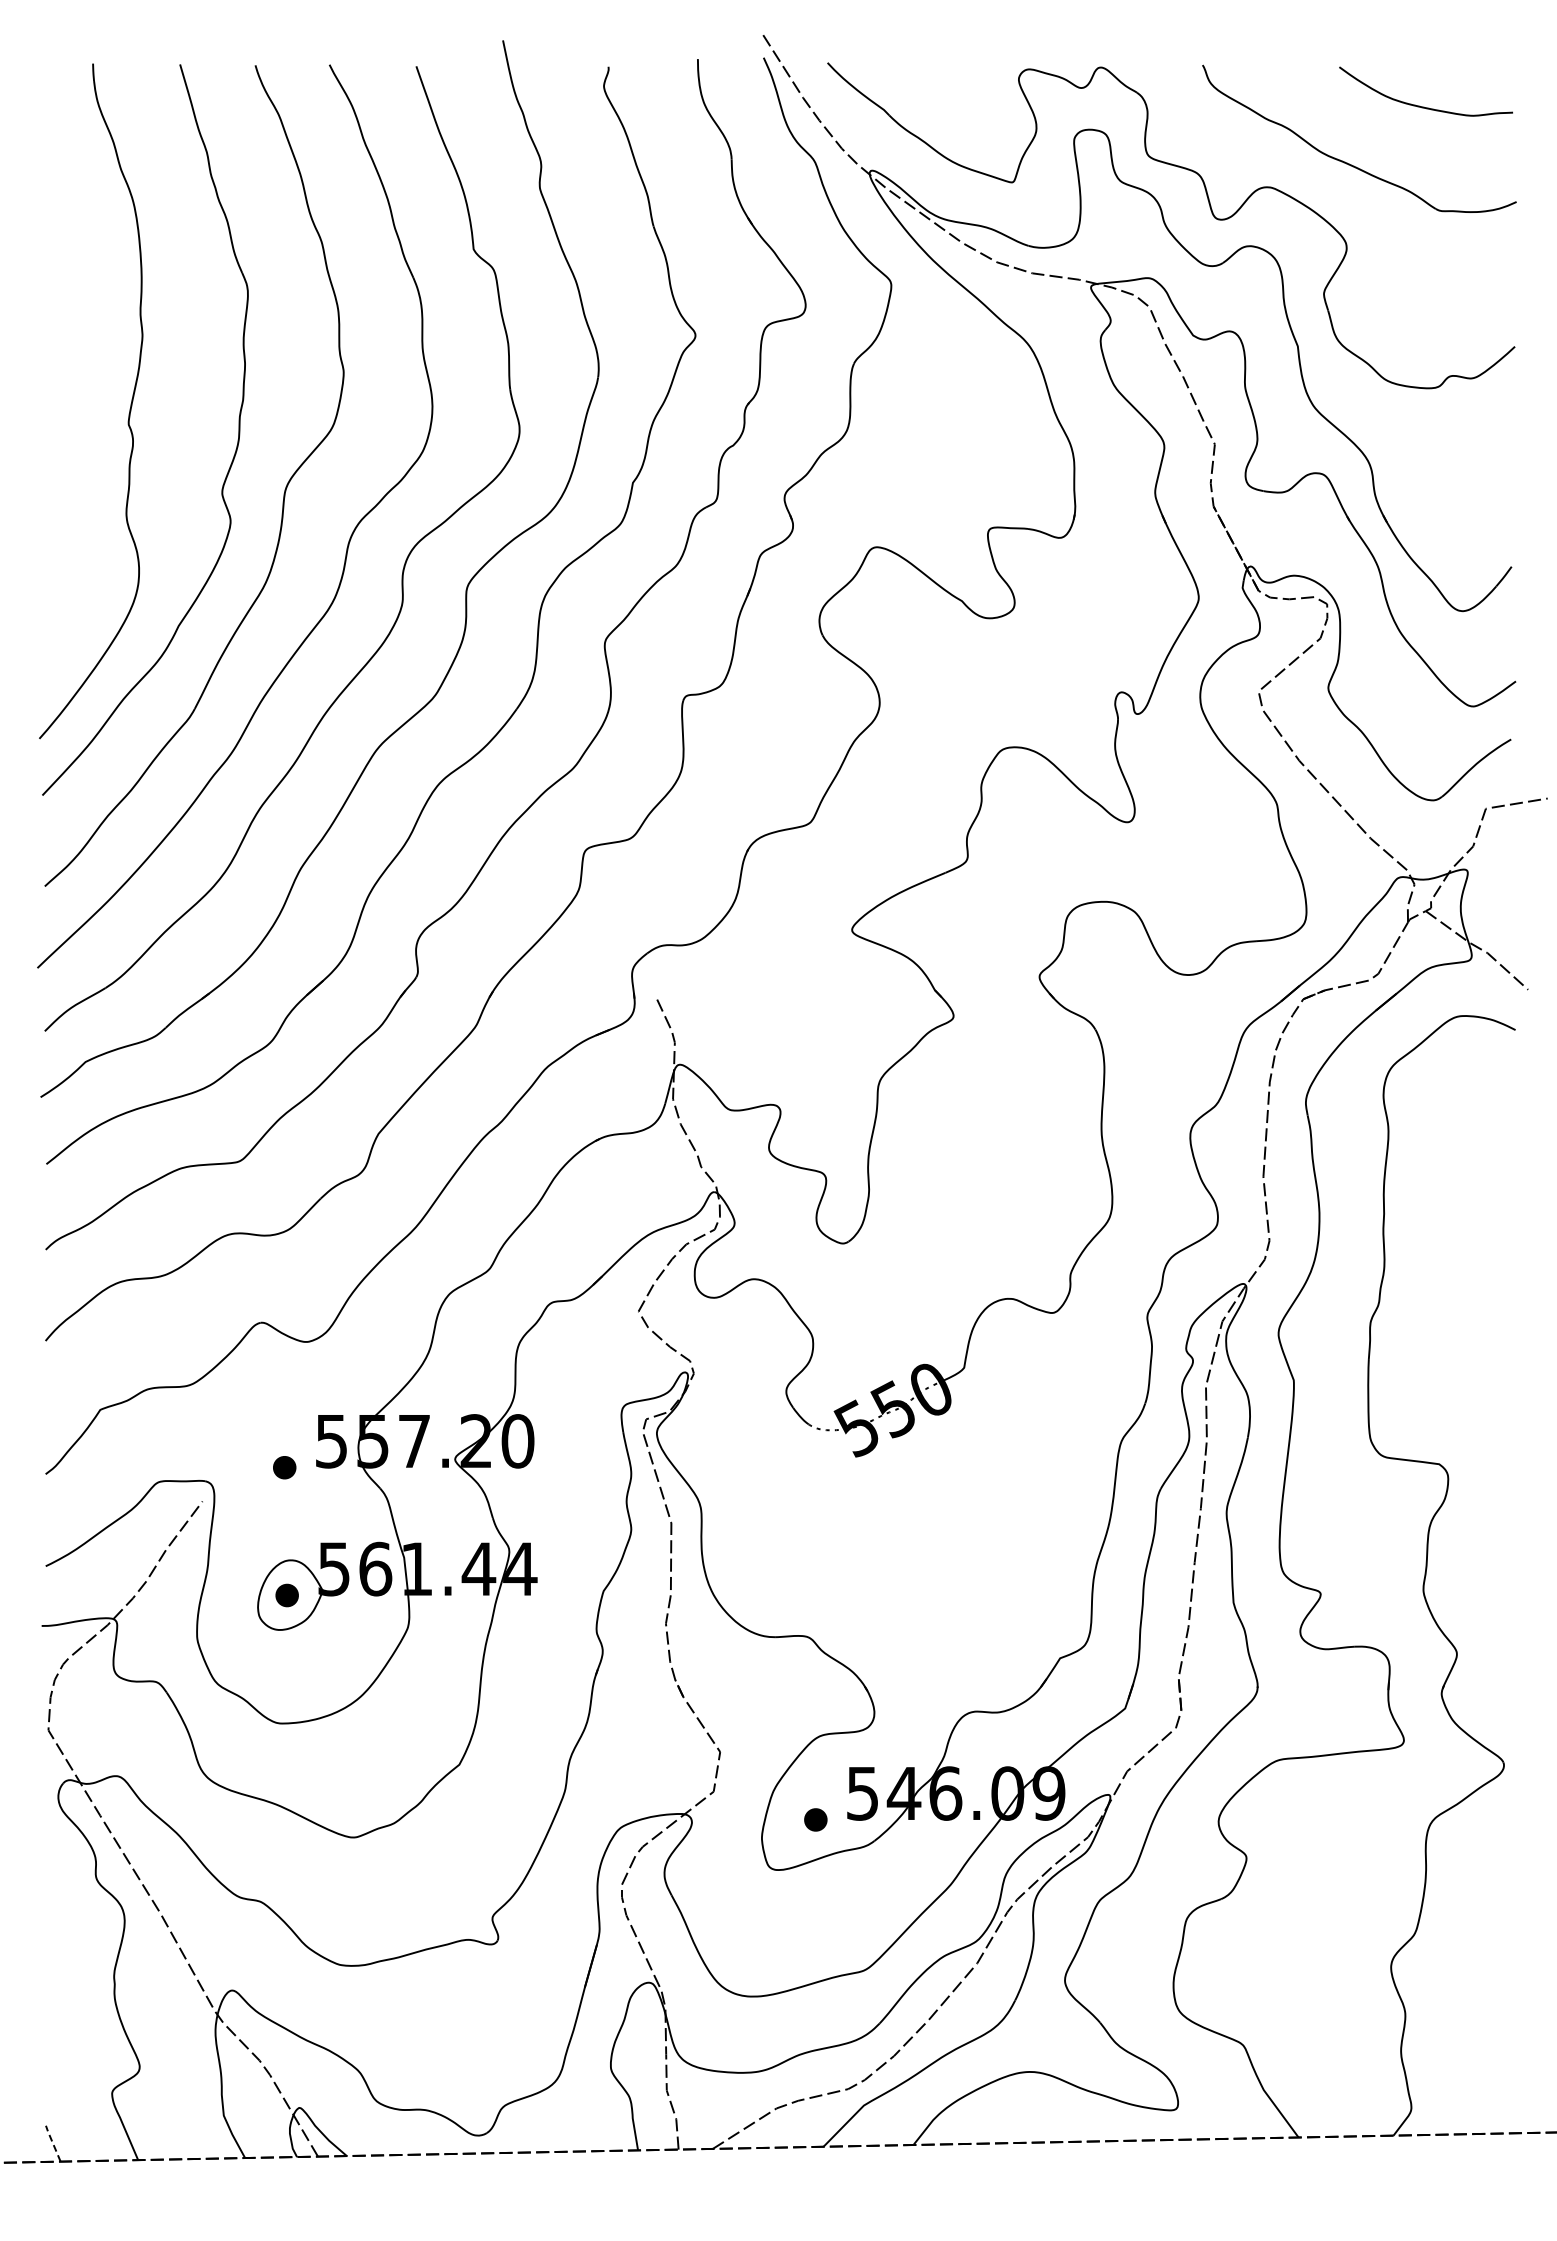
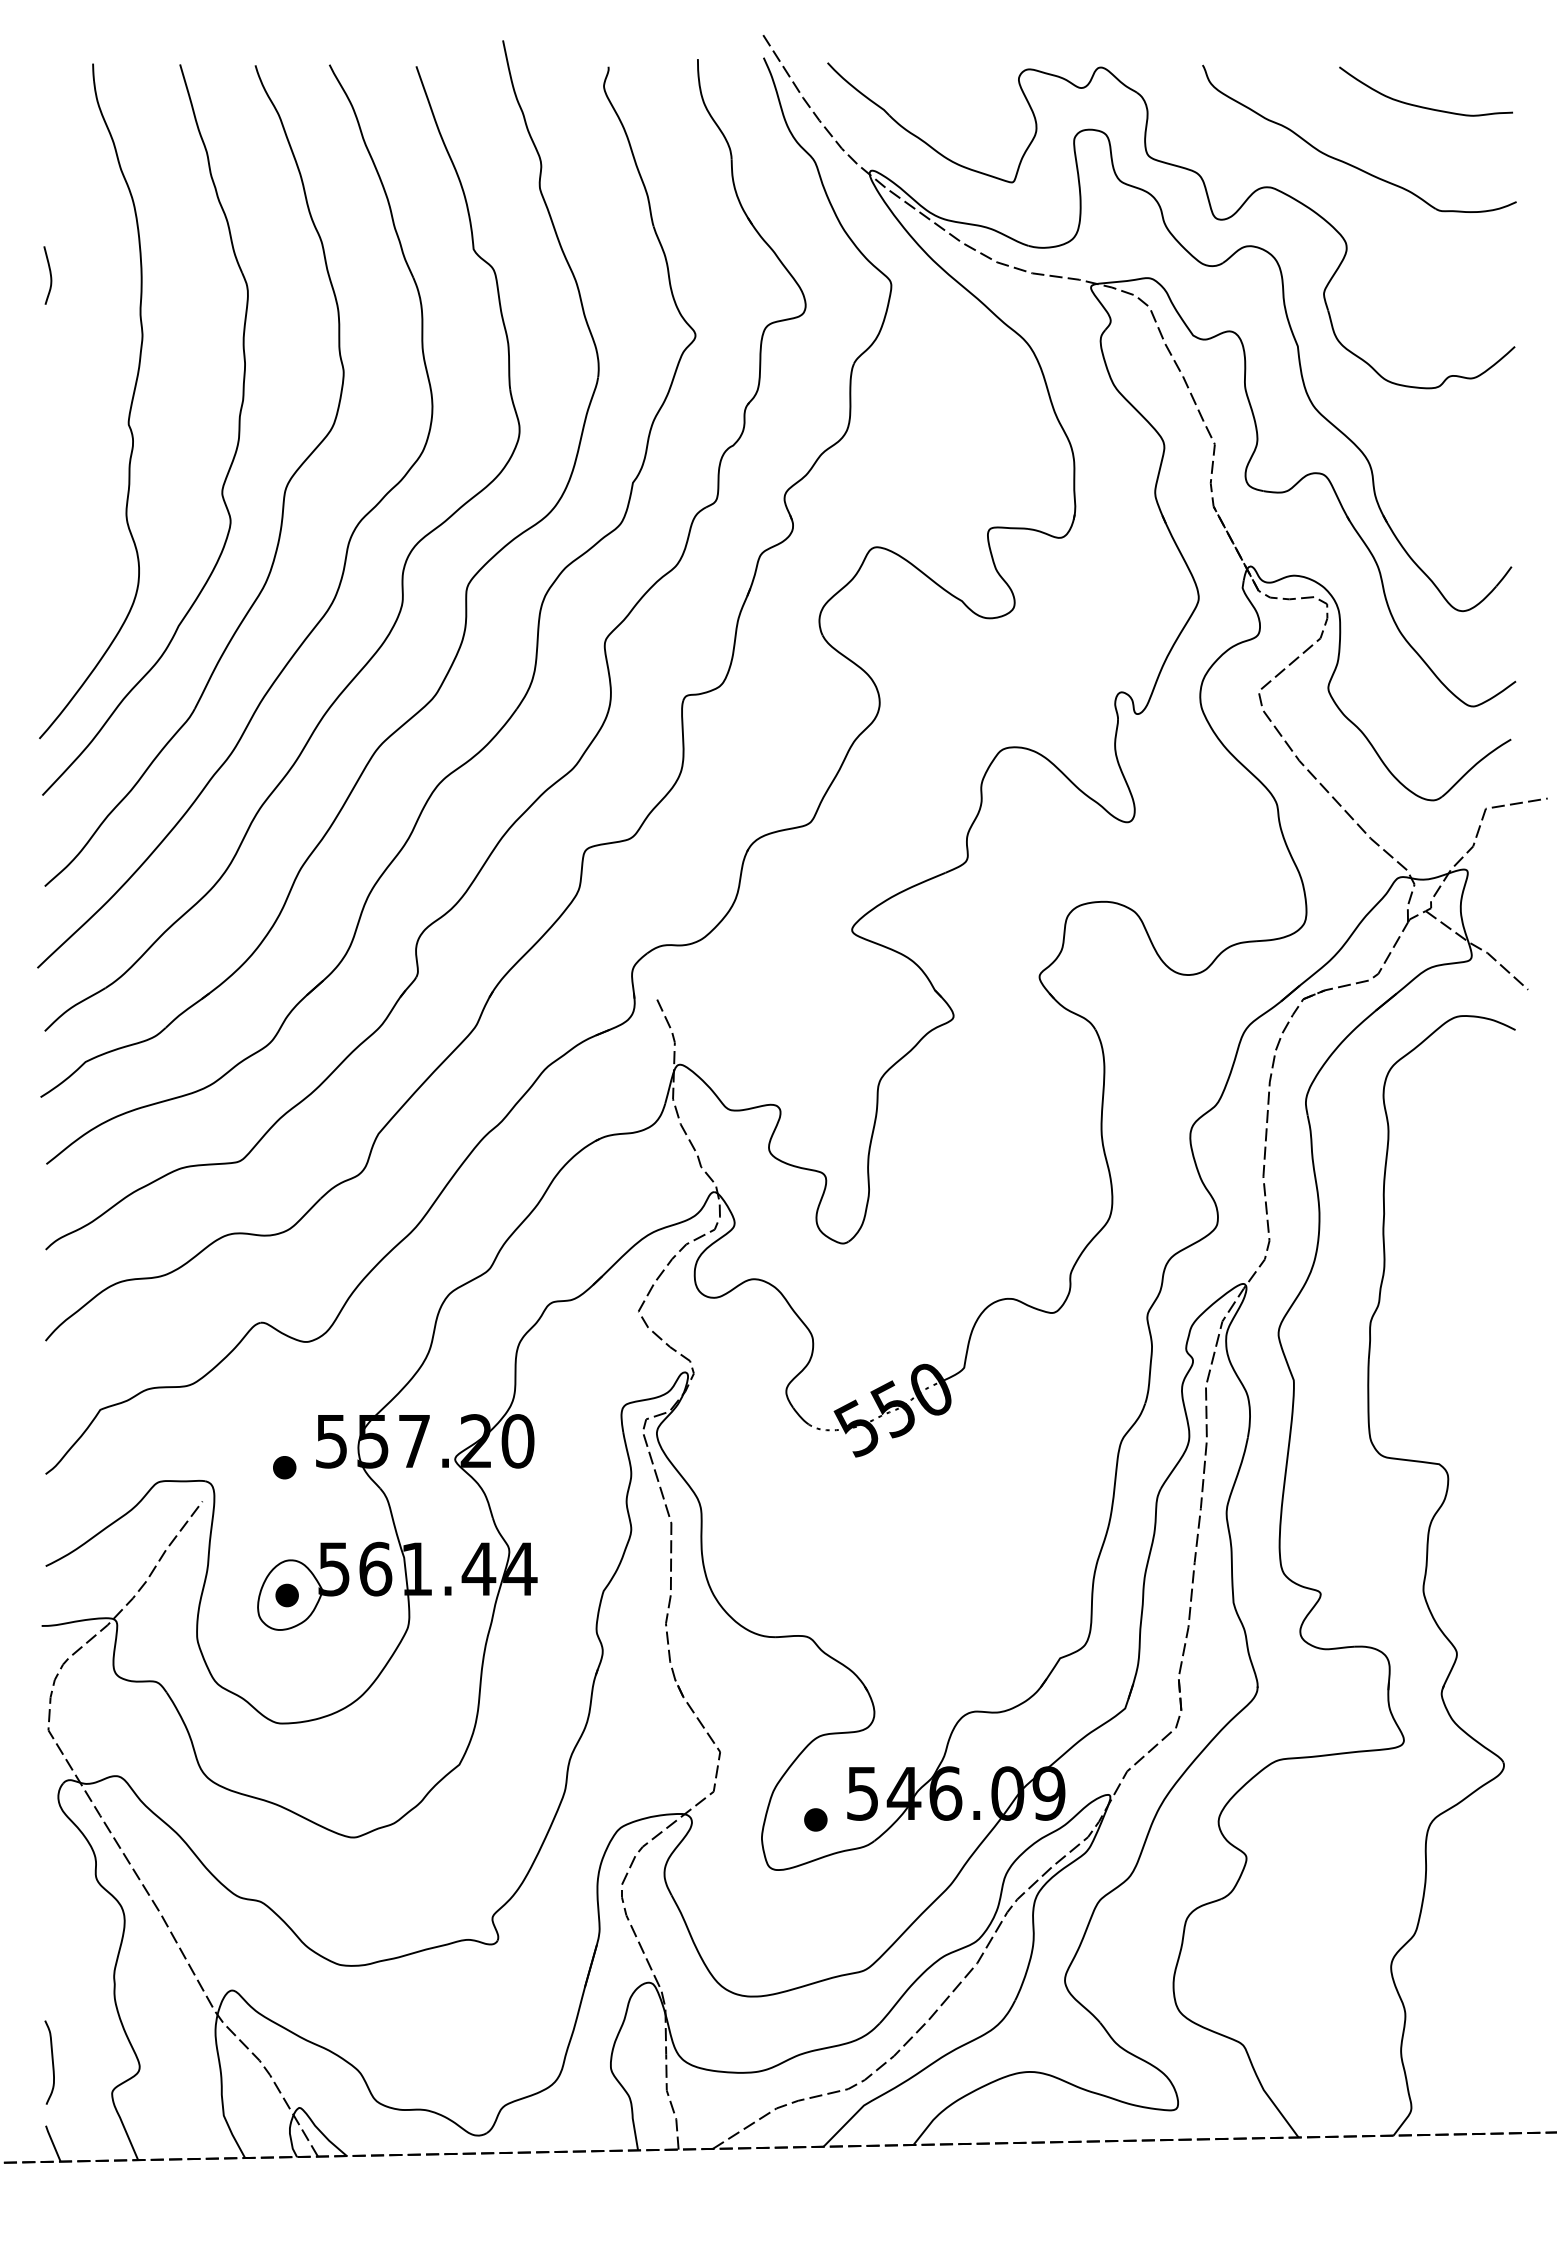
curve: none -> present (49, 274)
curve: none -> present (51, 2060)
line: dashed -> solid (52, 2142)
